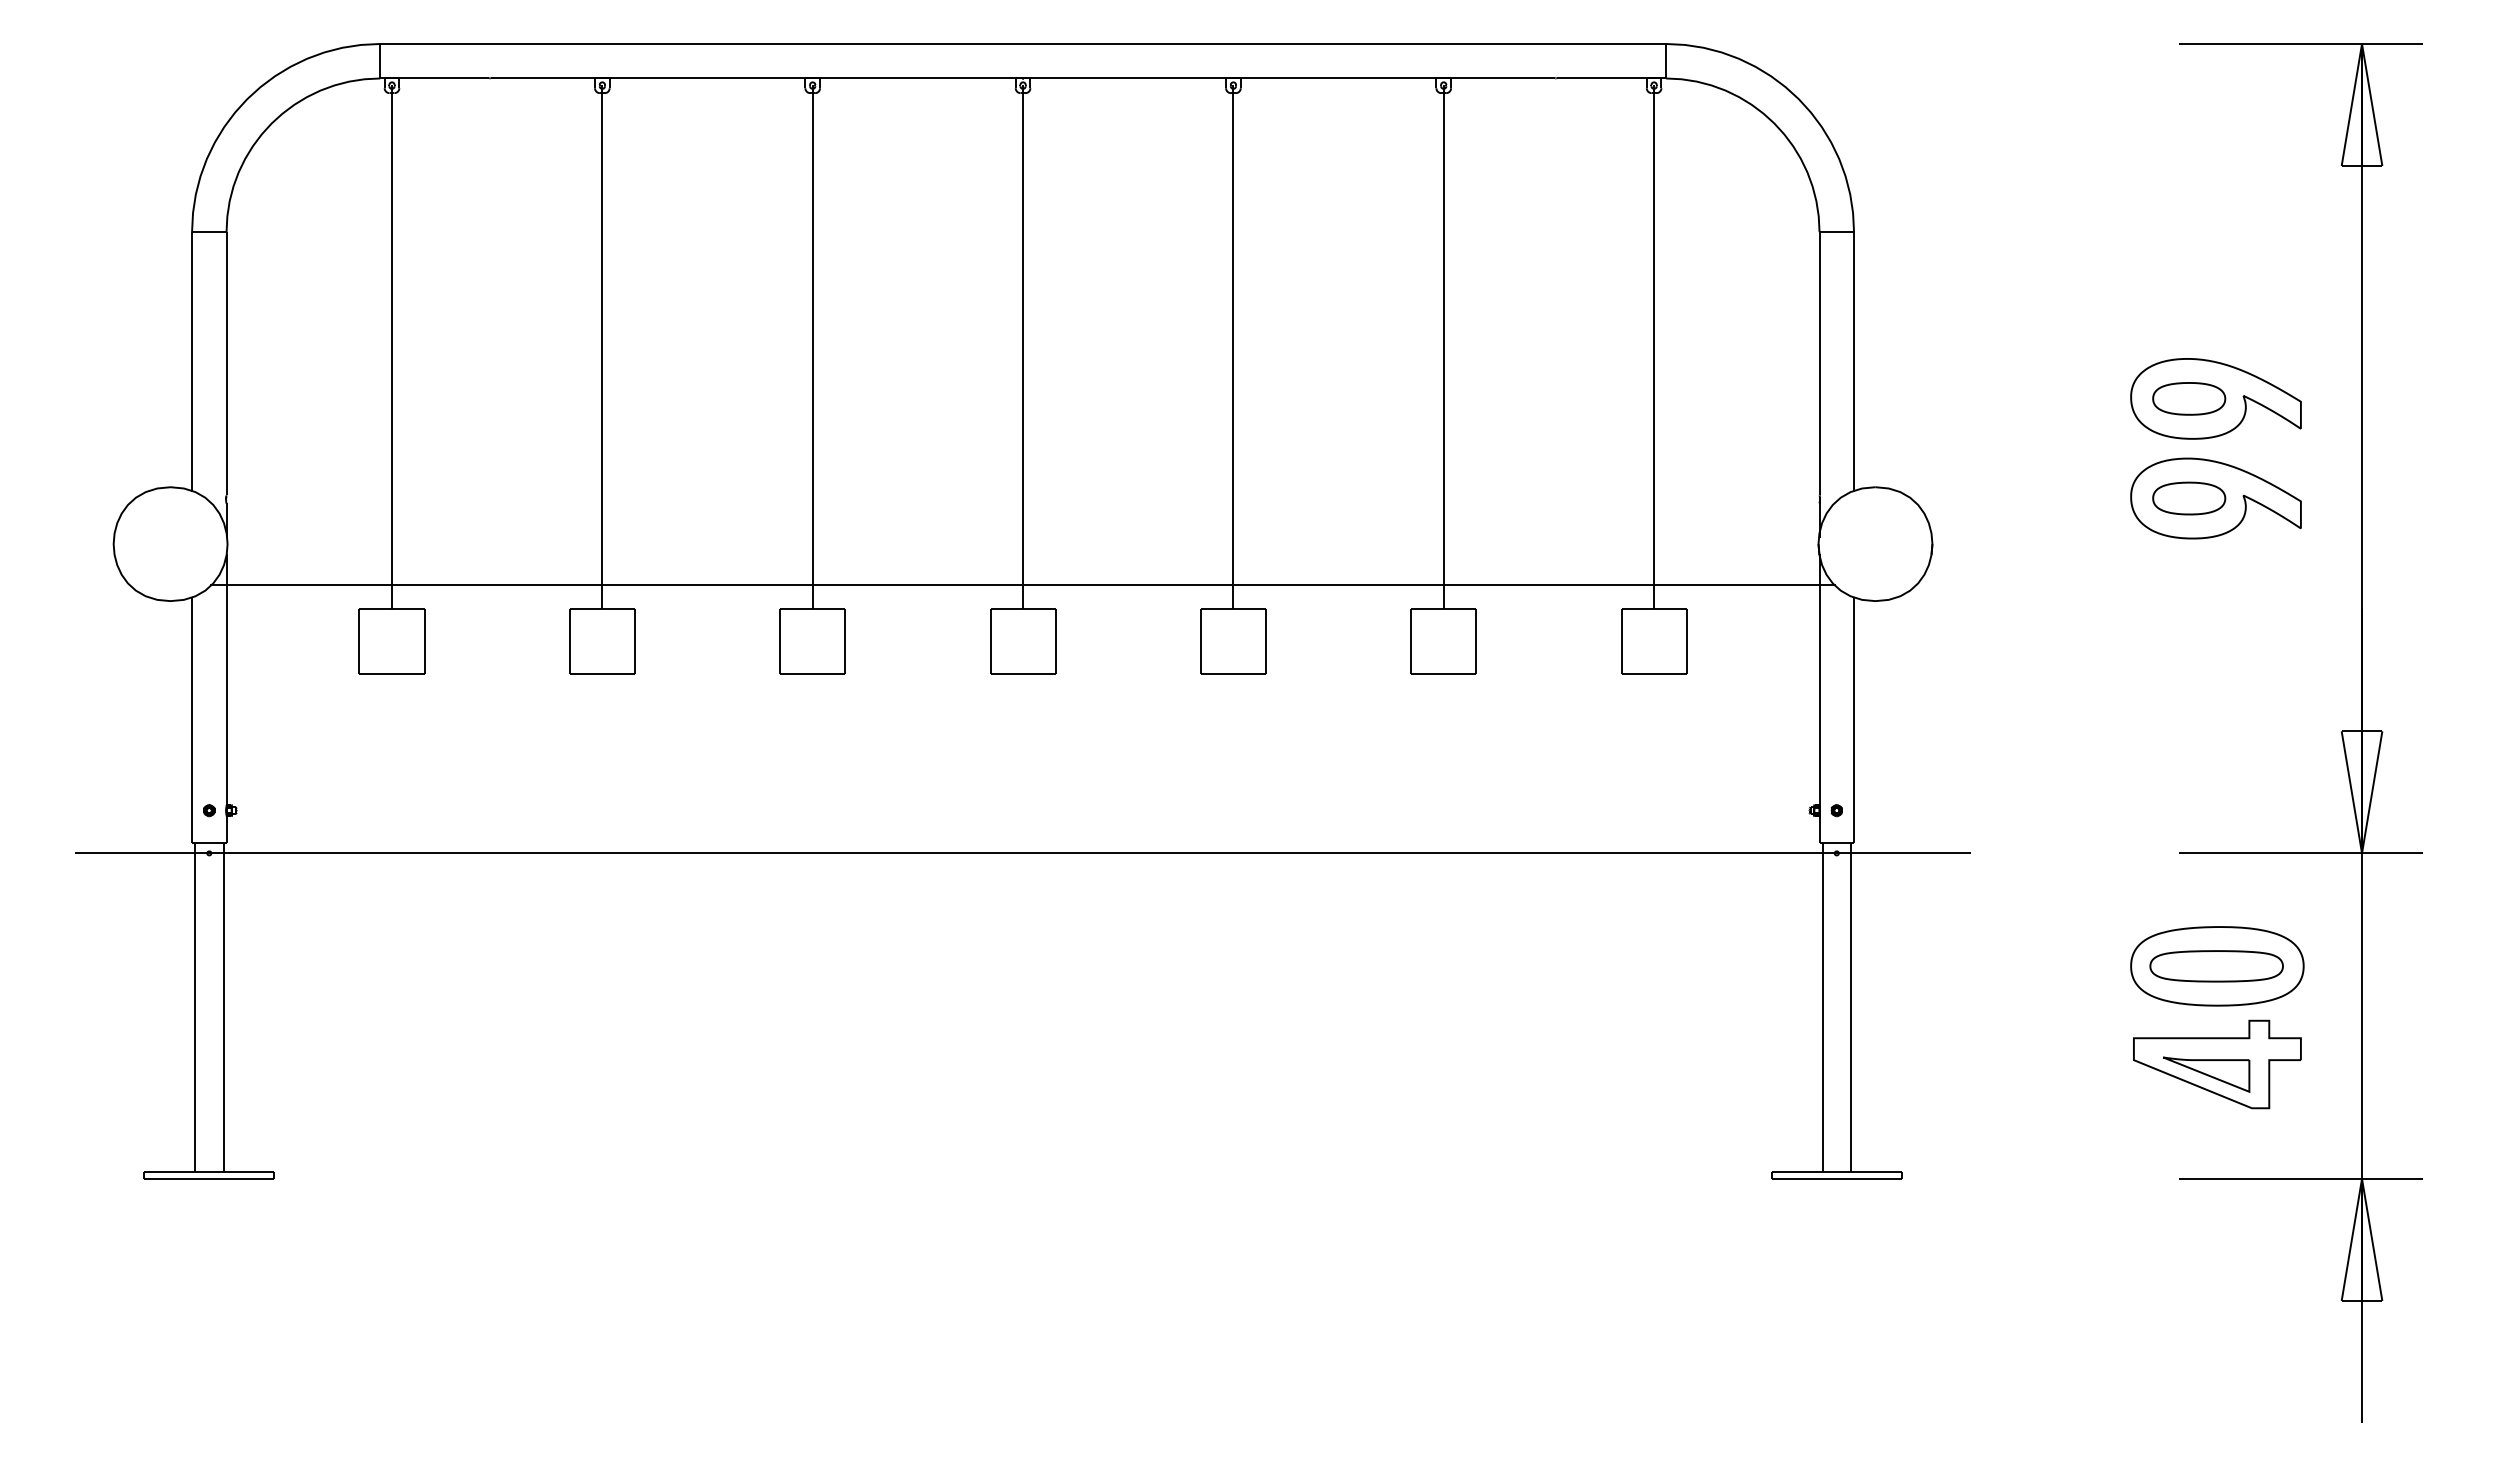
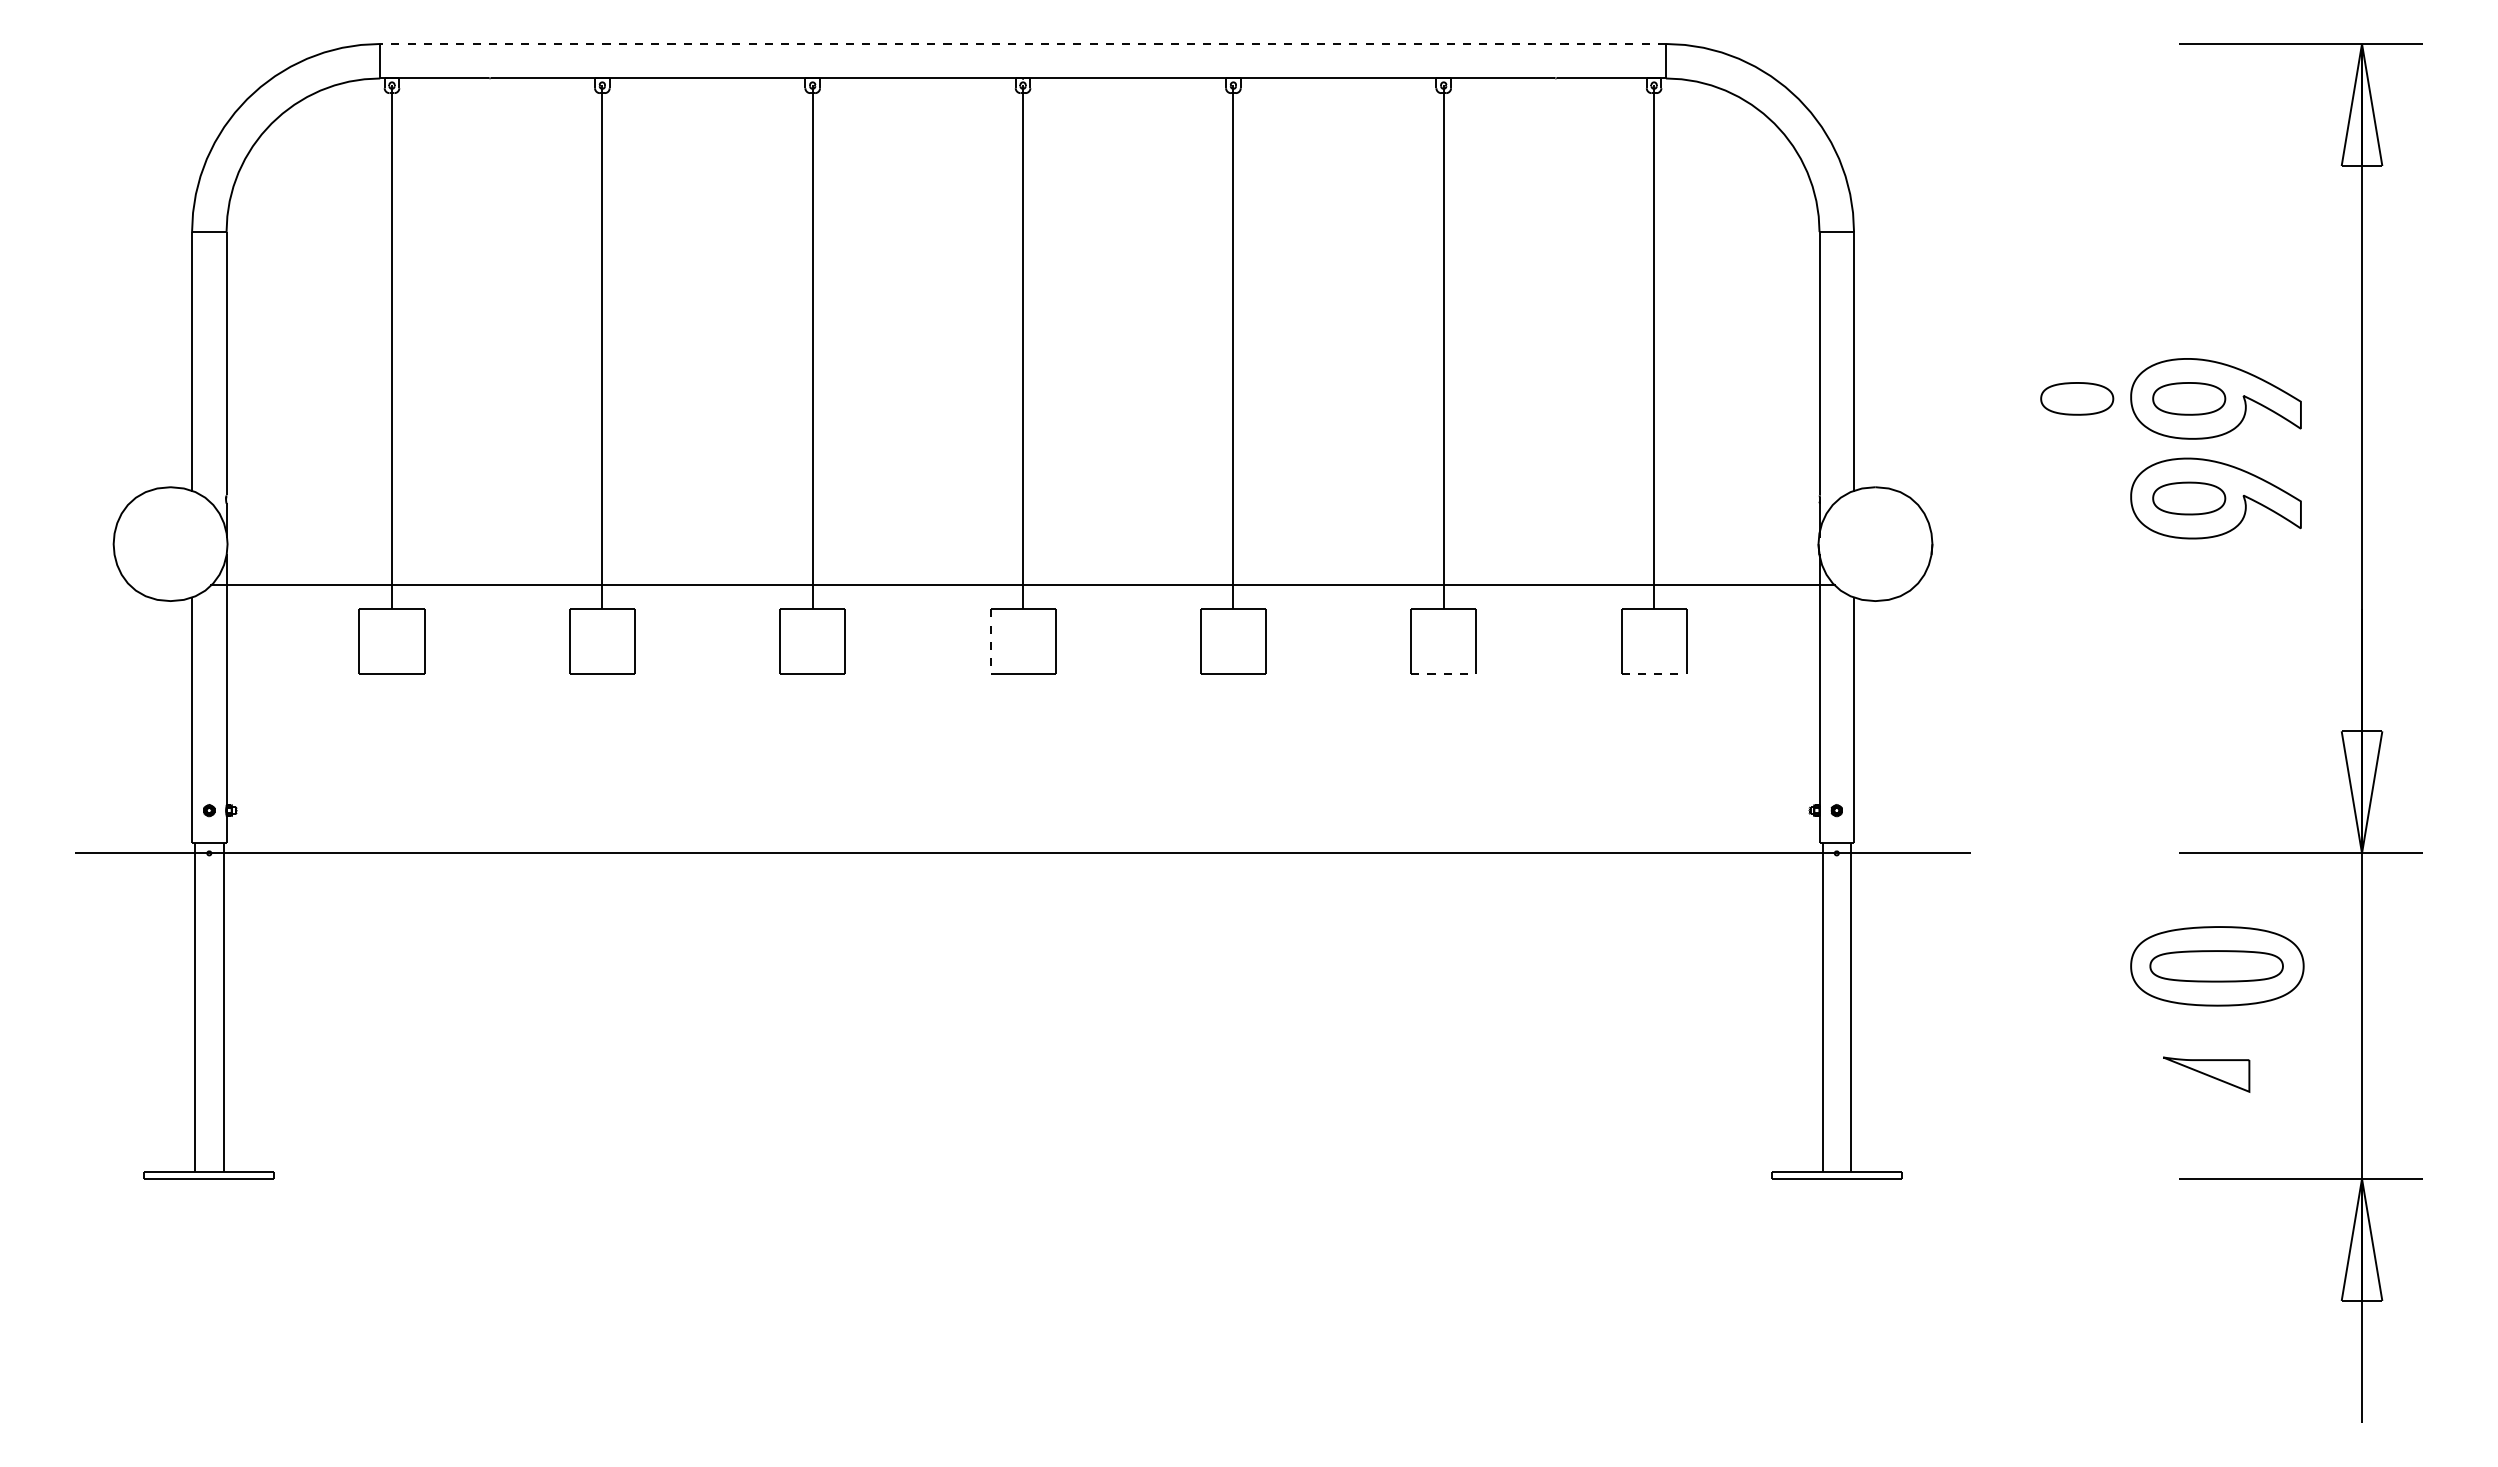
line: solid -> dashed (1023, 43)
part: none -> present (2077, 398)
line: solid -> dashed (990, 641)
line: solid -> dashed (1443, 674)
line: solid -> dashed (1654, 674)
part: present -> none (2217, 1064)
